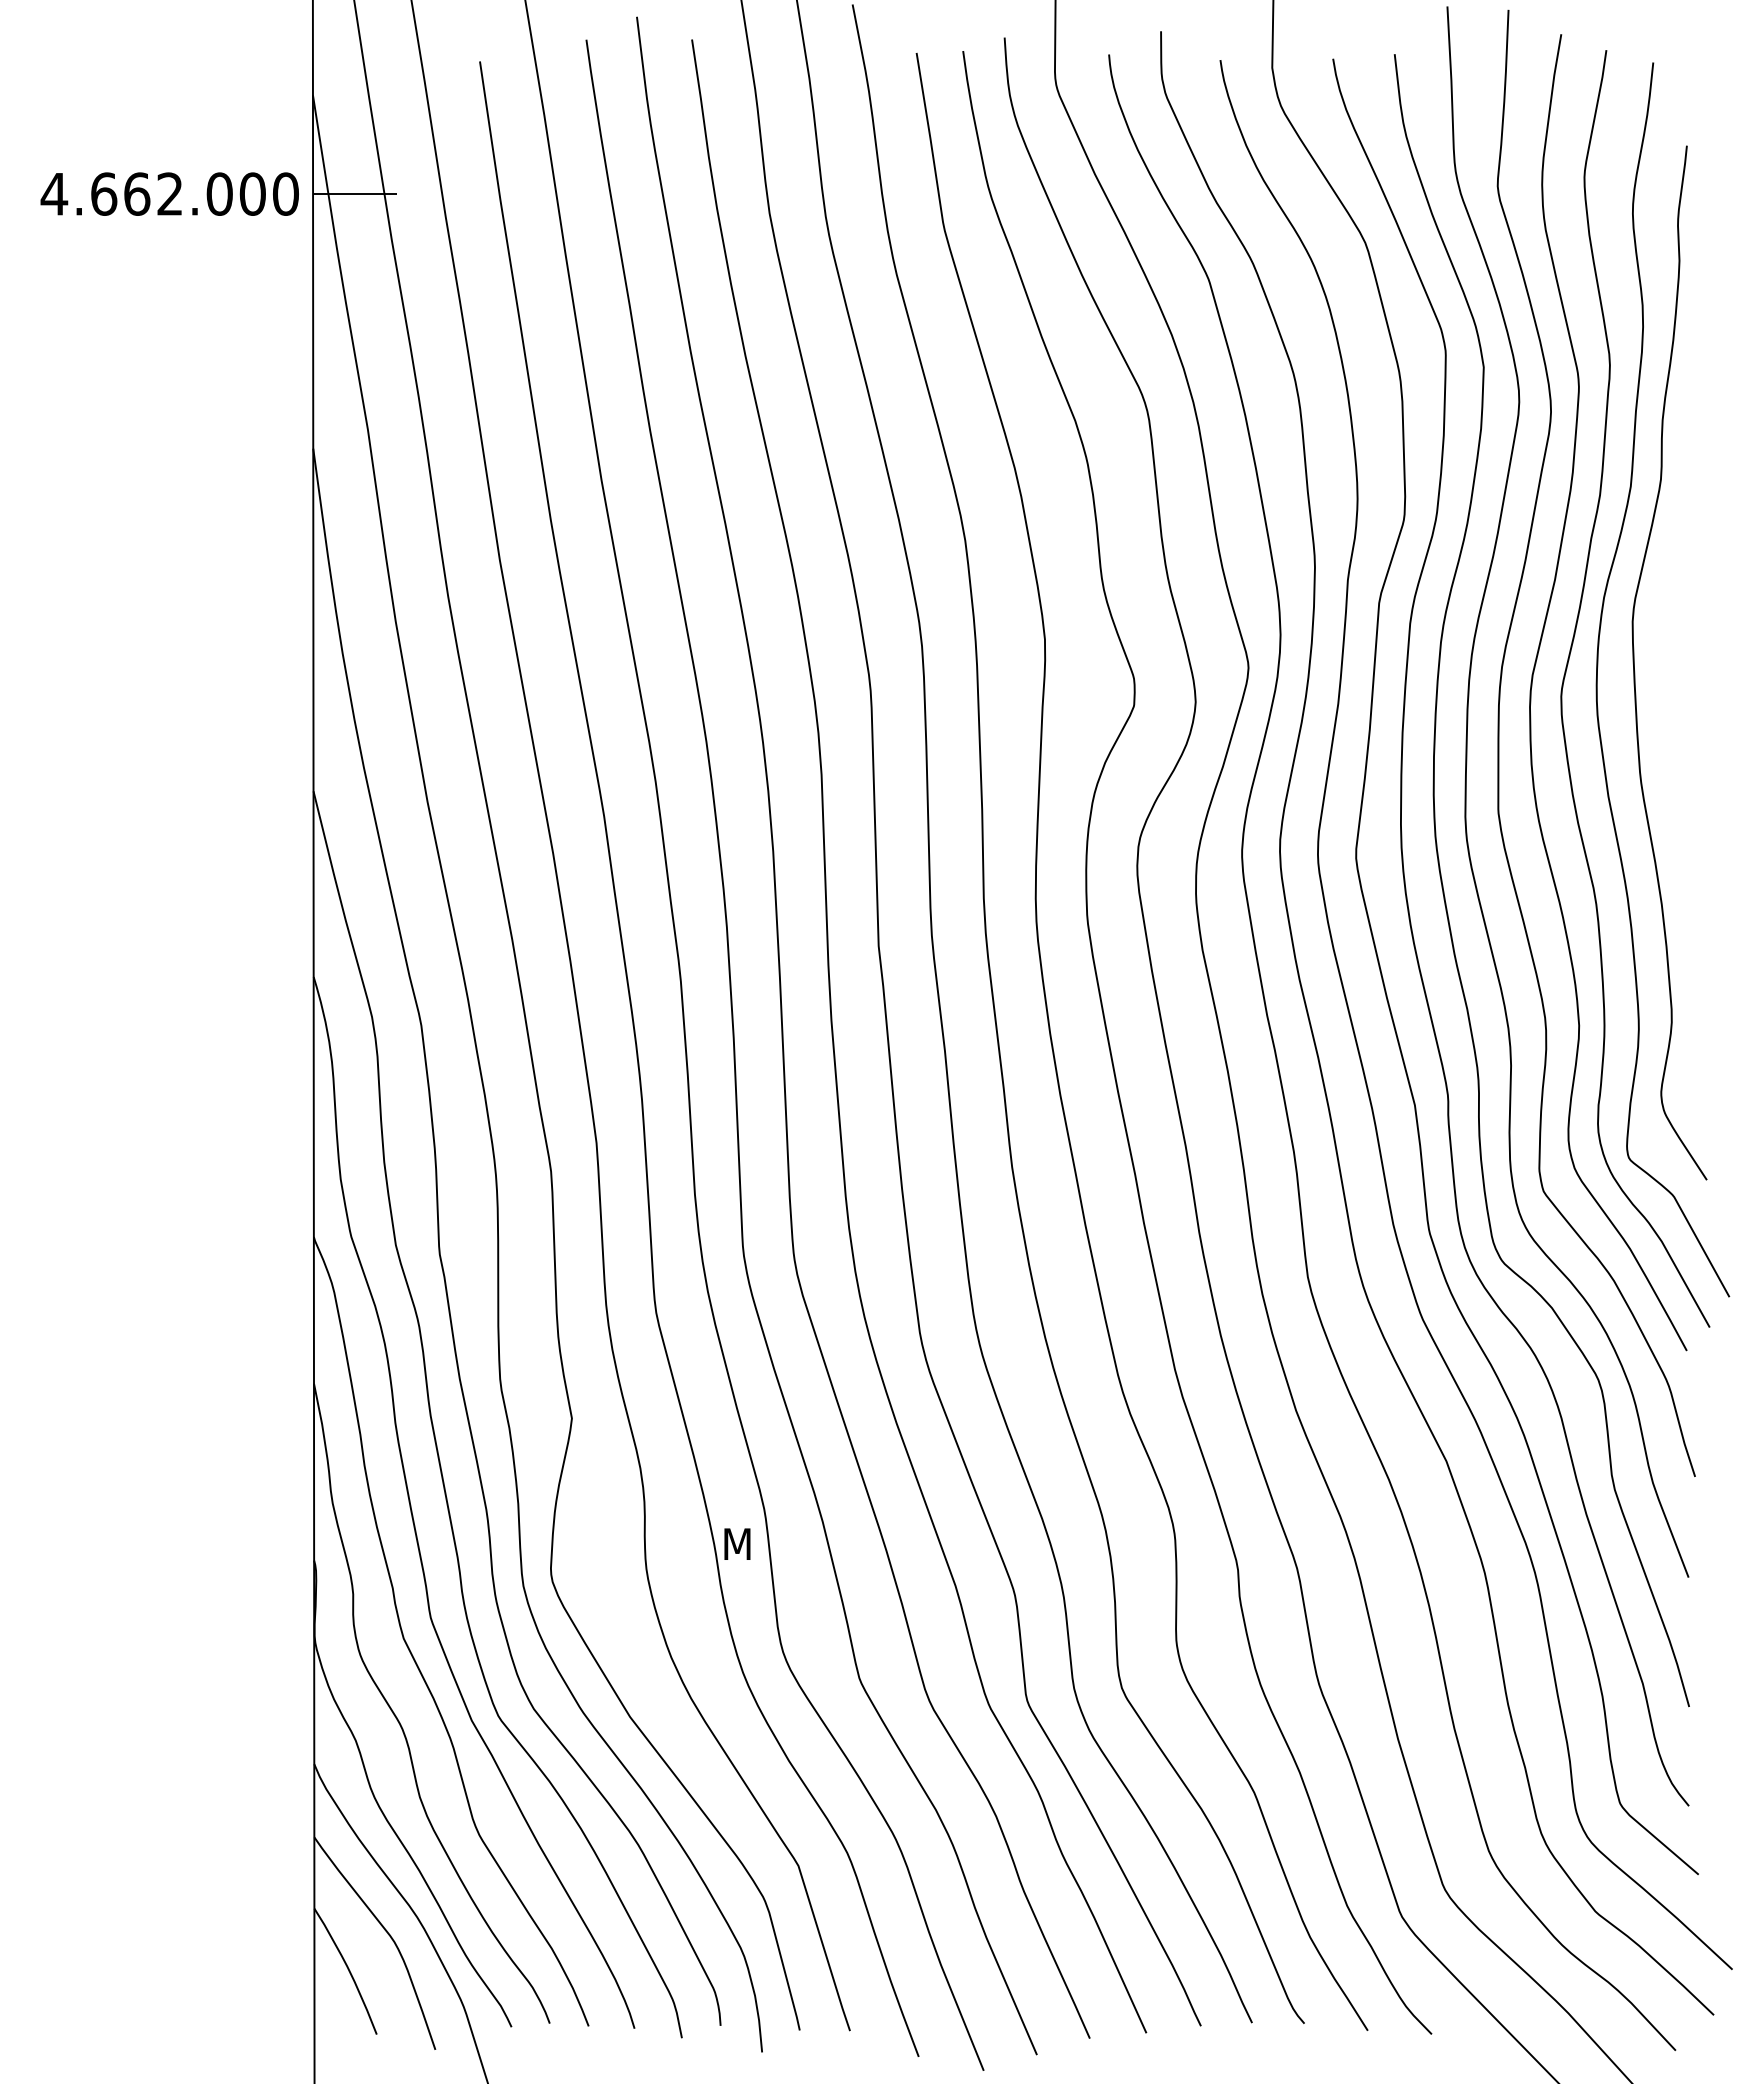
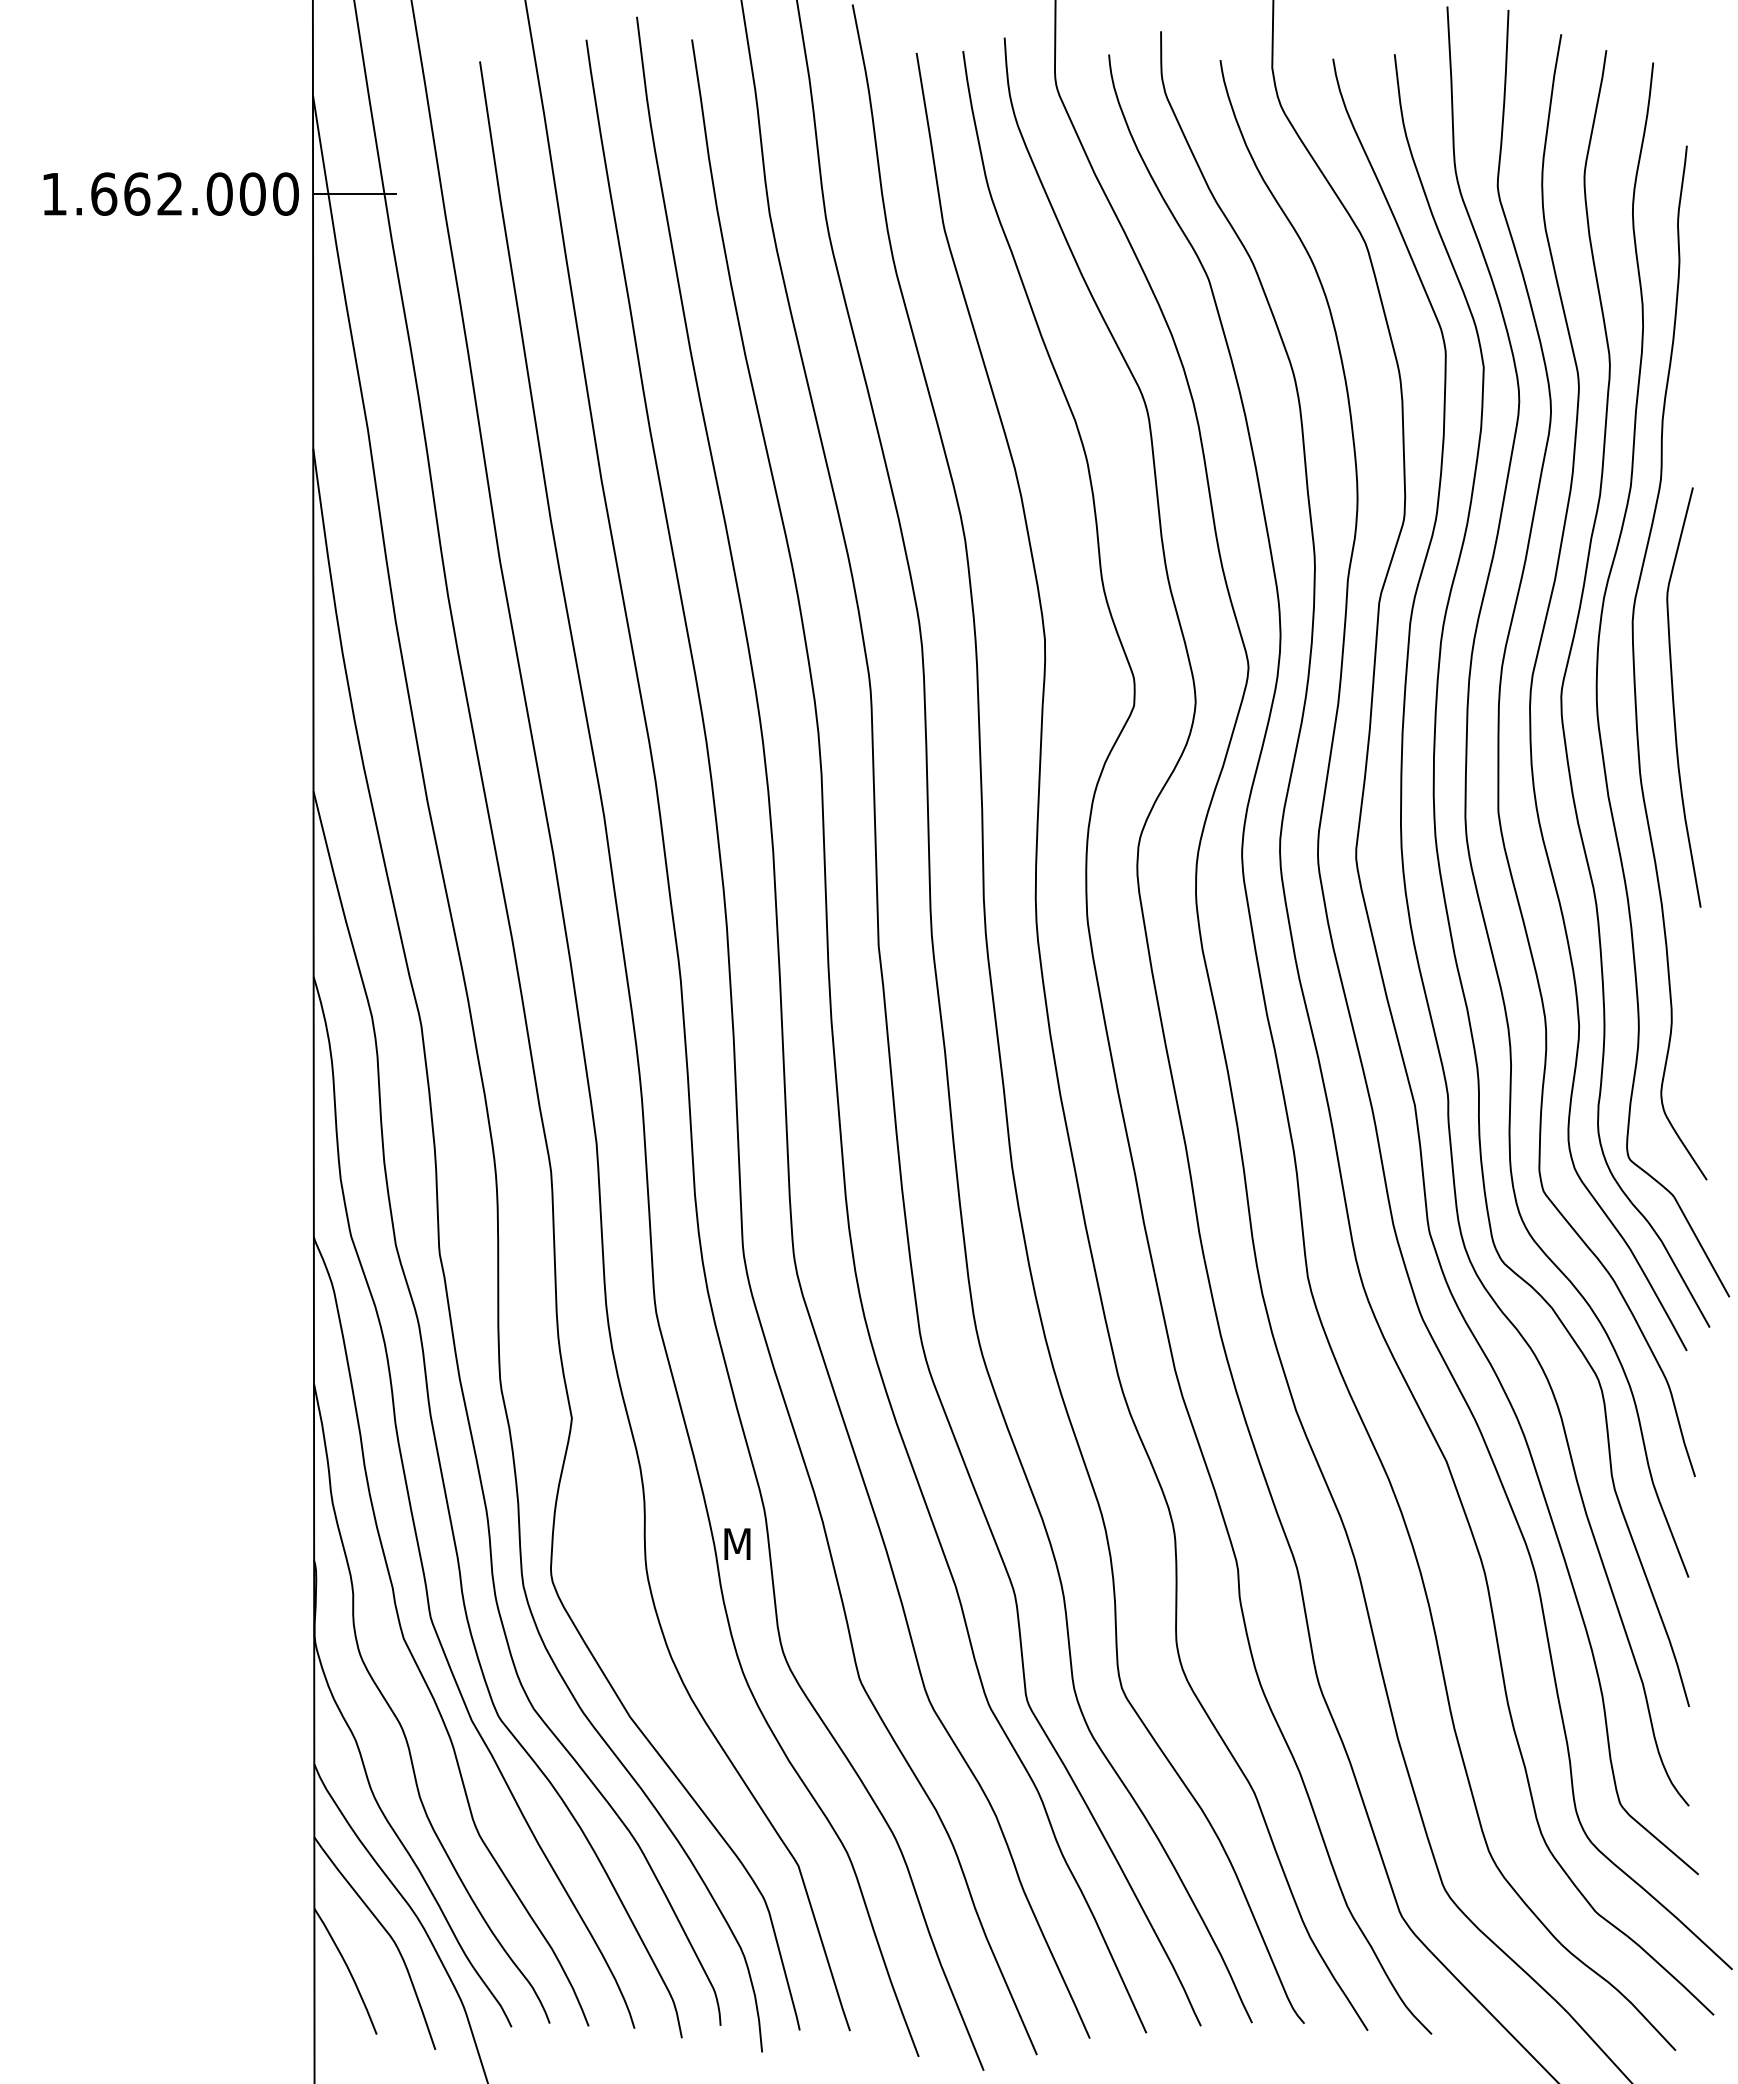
text: 4.662.000 -> 1.662.000 (54, 194)
curve: none -> present (1674, 700)
